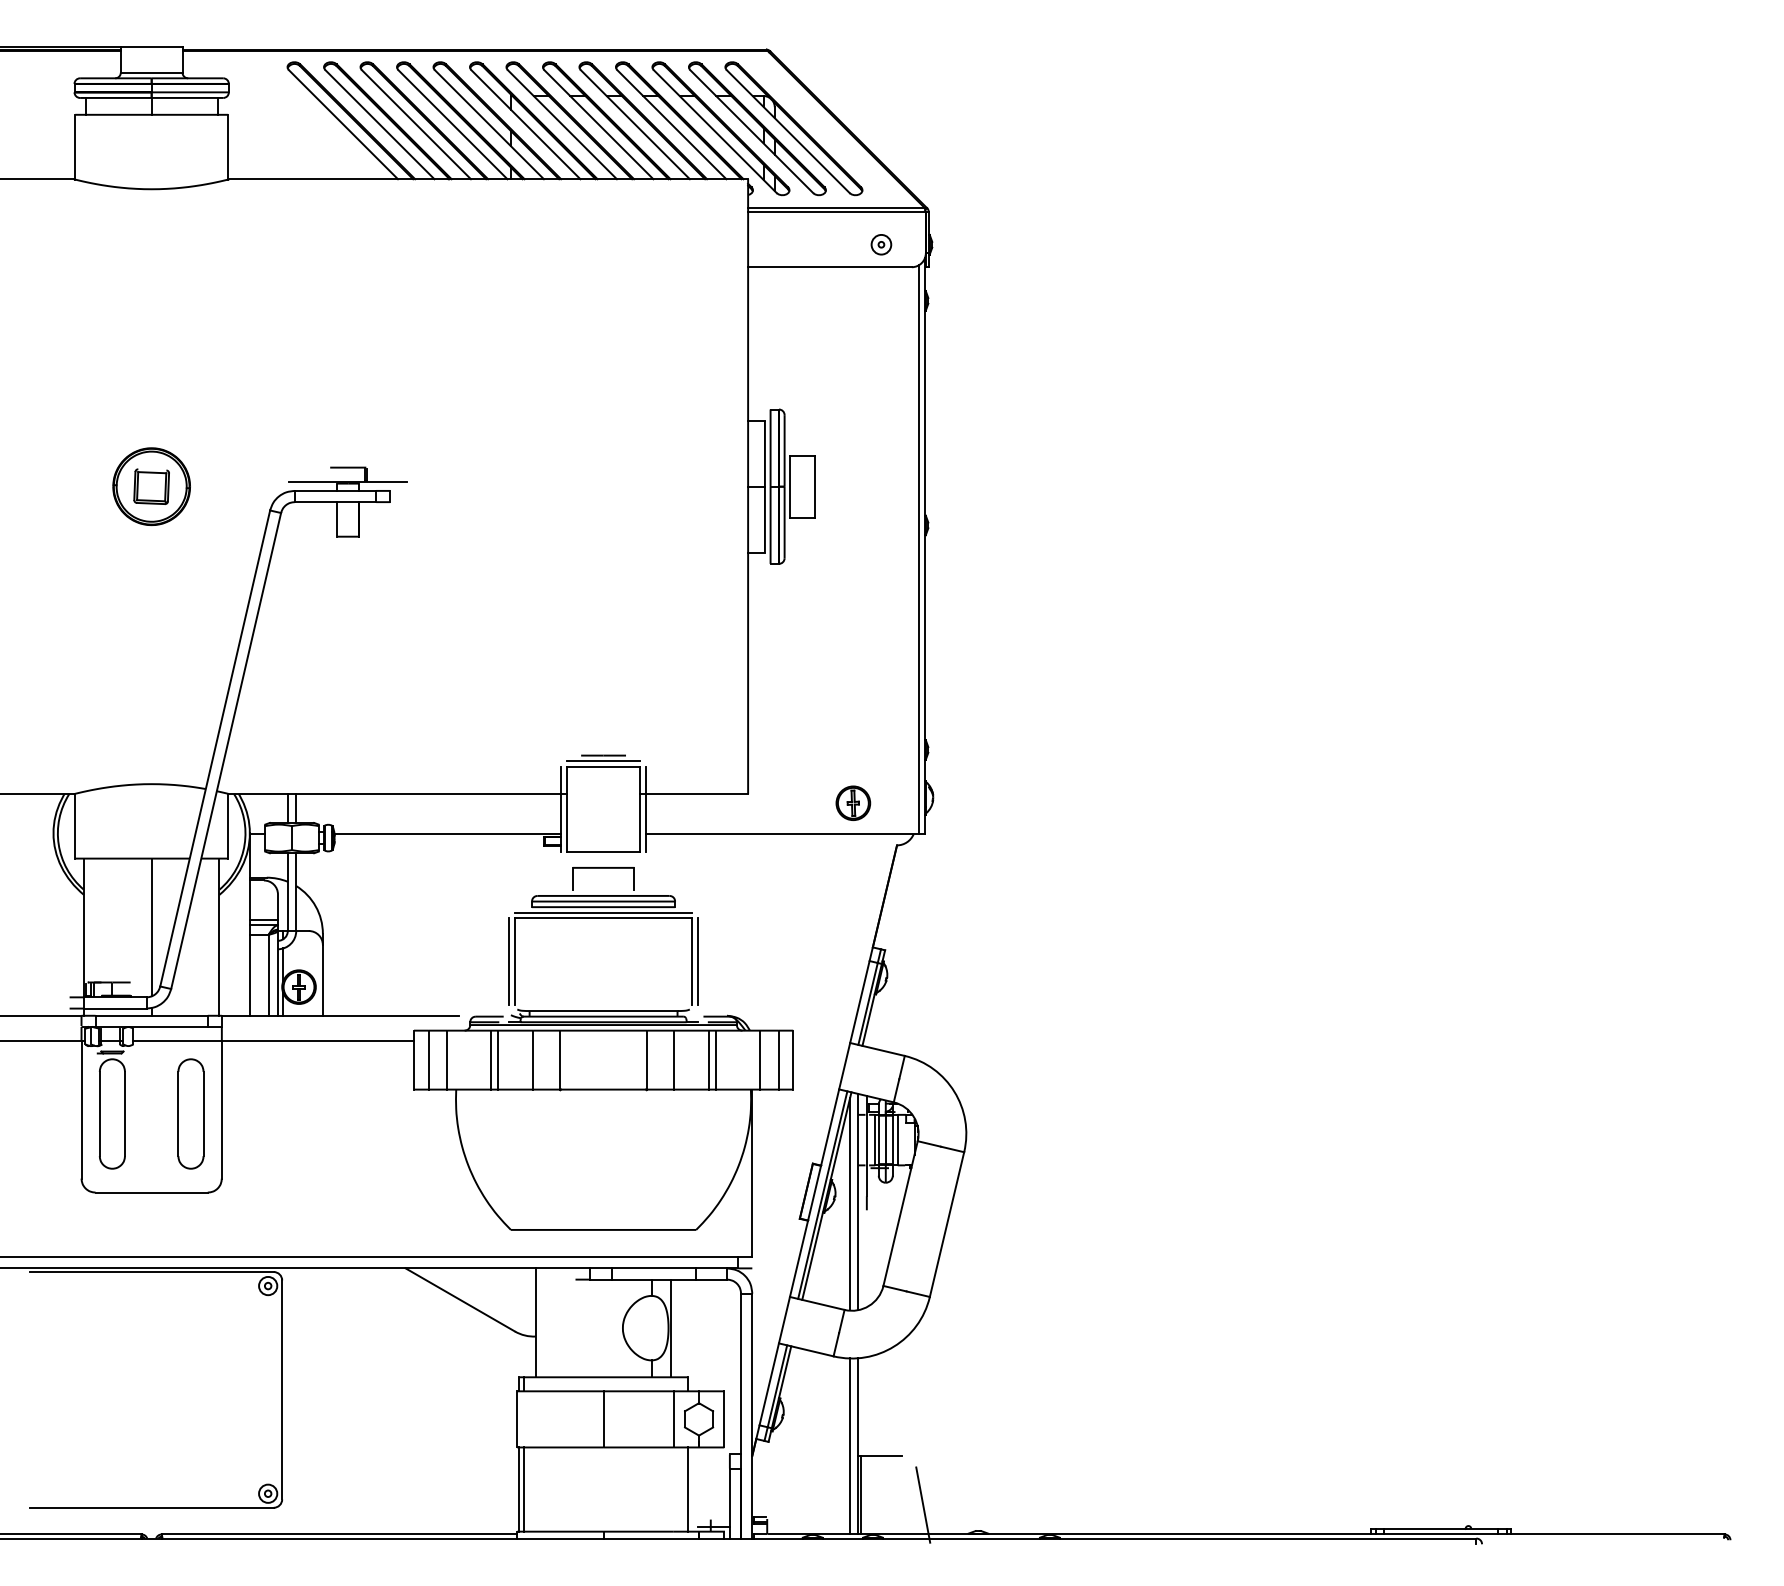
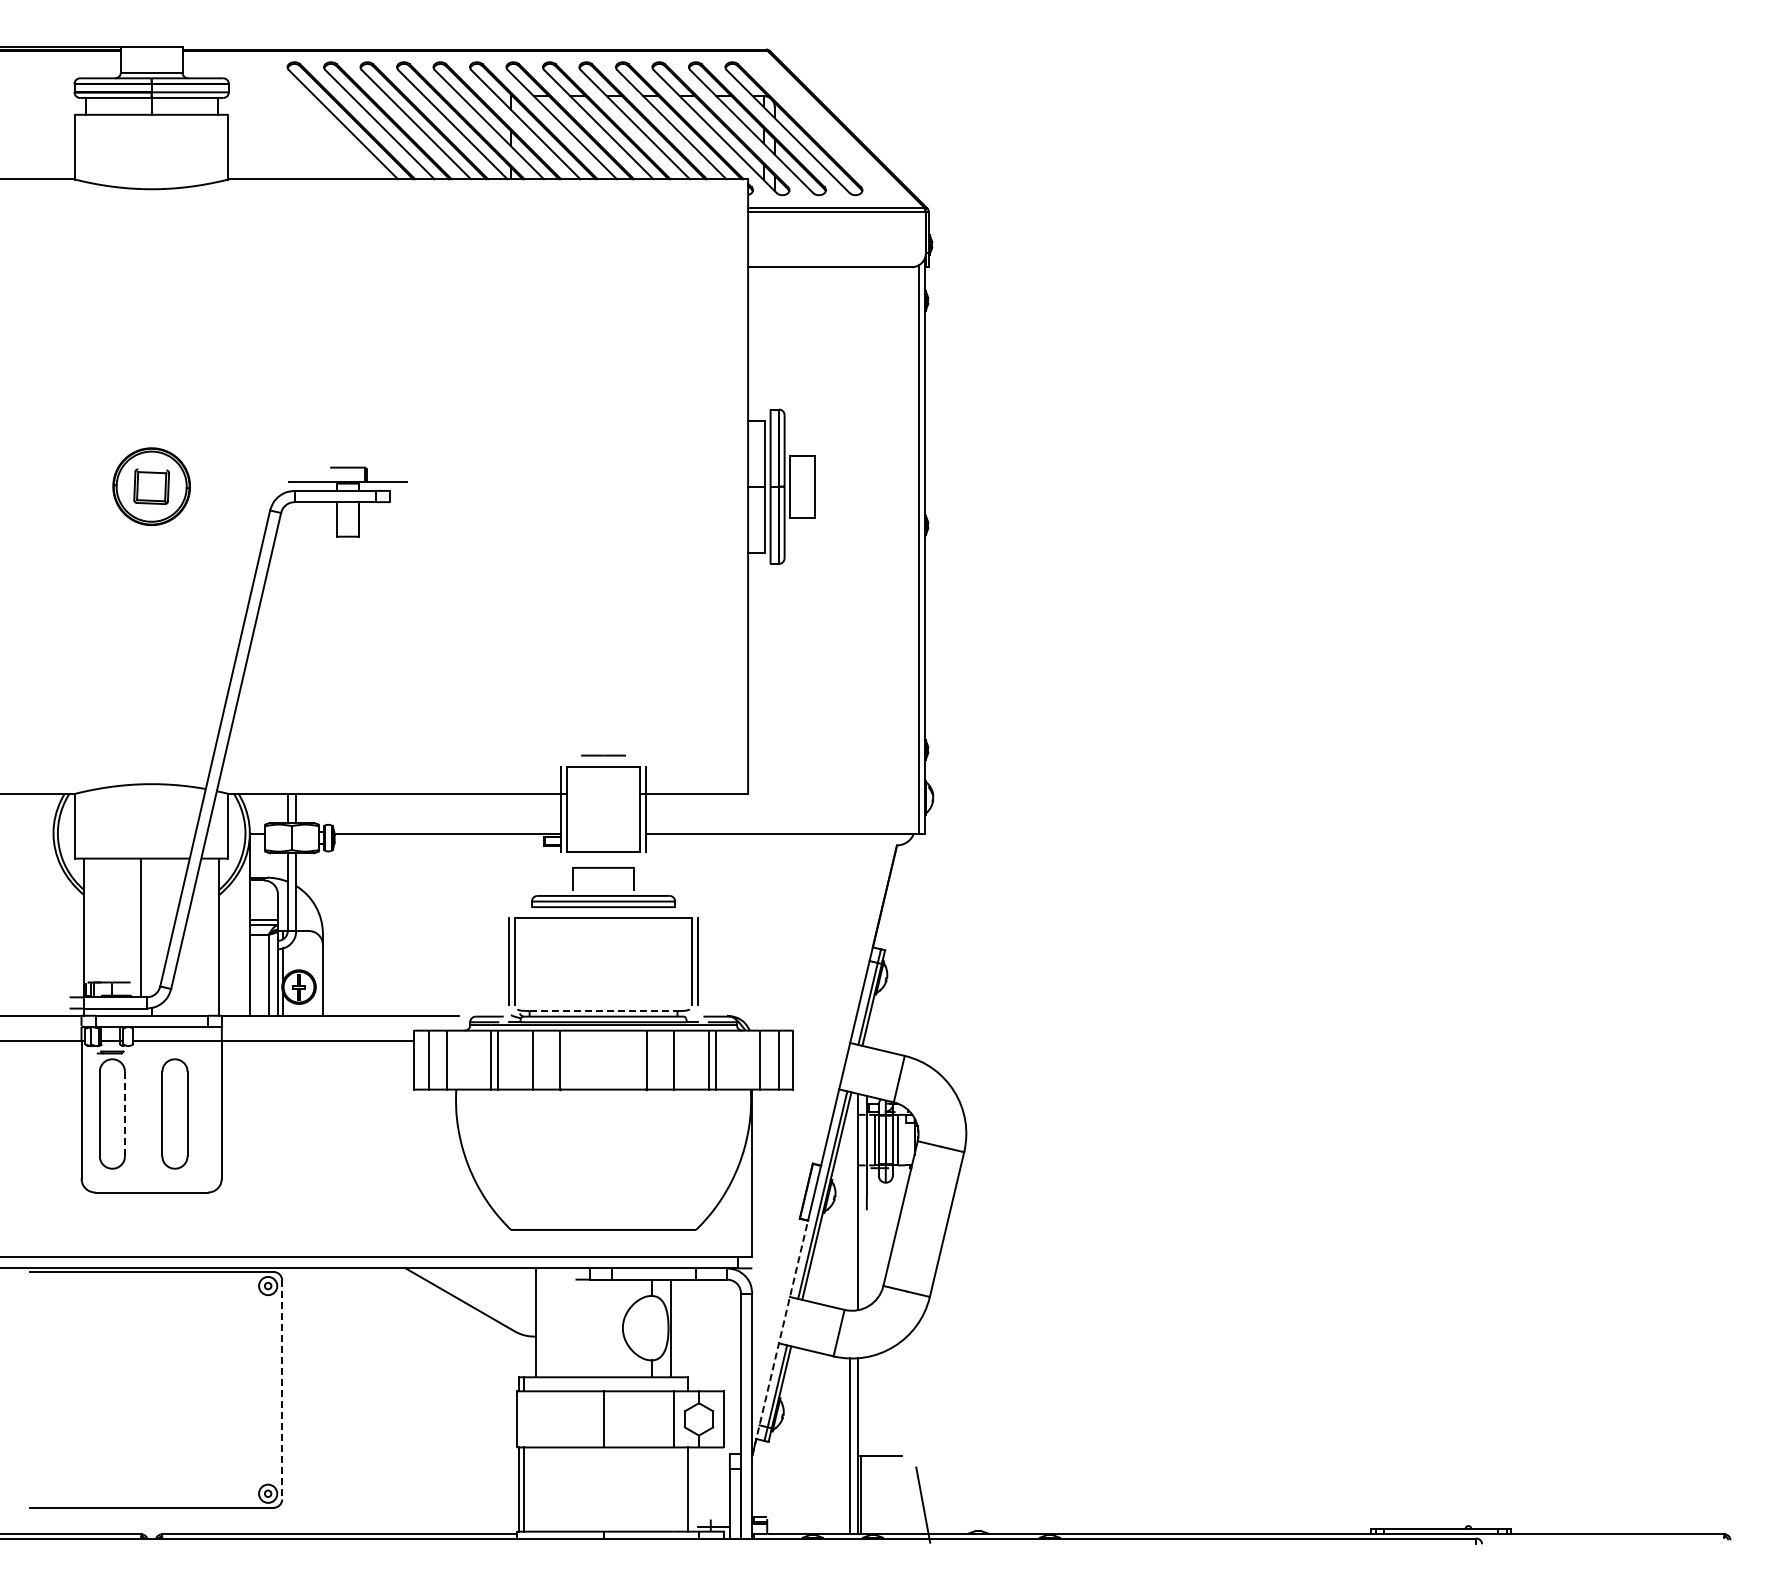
part: present -> none (881, 244)
line: present -> none (603, 761)
part: present -> none (853, 802)
line: present -> none (603, 912)
line position: (151, 927) -> (140, 927) (140, 927)
line: solid -> dashed (603, 1011)
line: solid -> dashed (125, 1113)
part position: (190, 1113) -> (174, 1113) (174, 1113)
line: present -> none (850, 1204)
line: solid -> dashed (780, 1338)
line: solid -> dashed (282, 1390)
